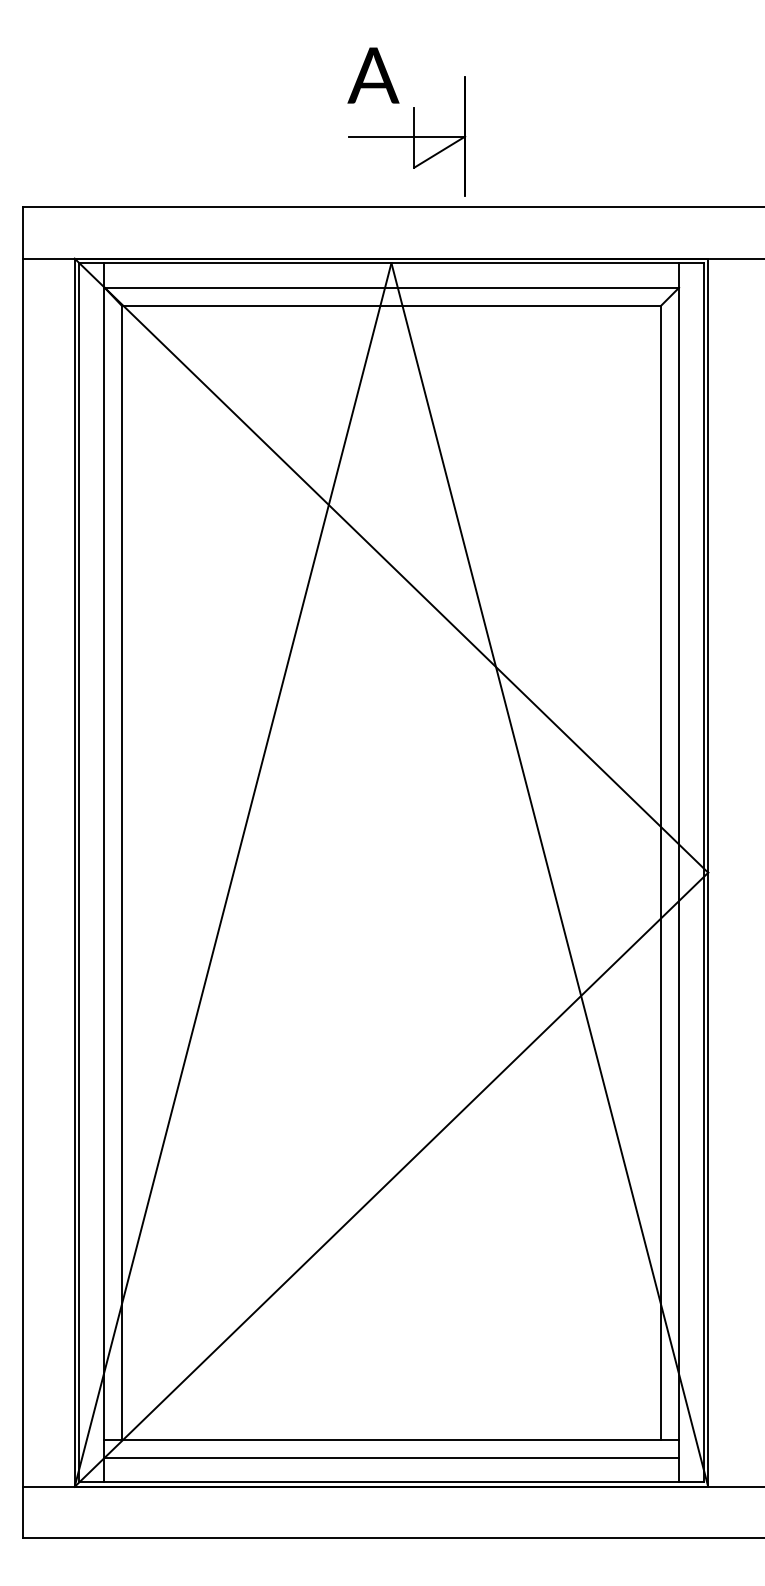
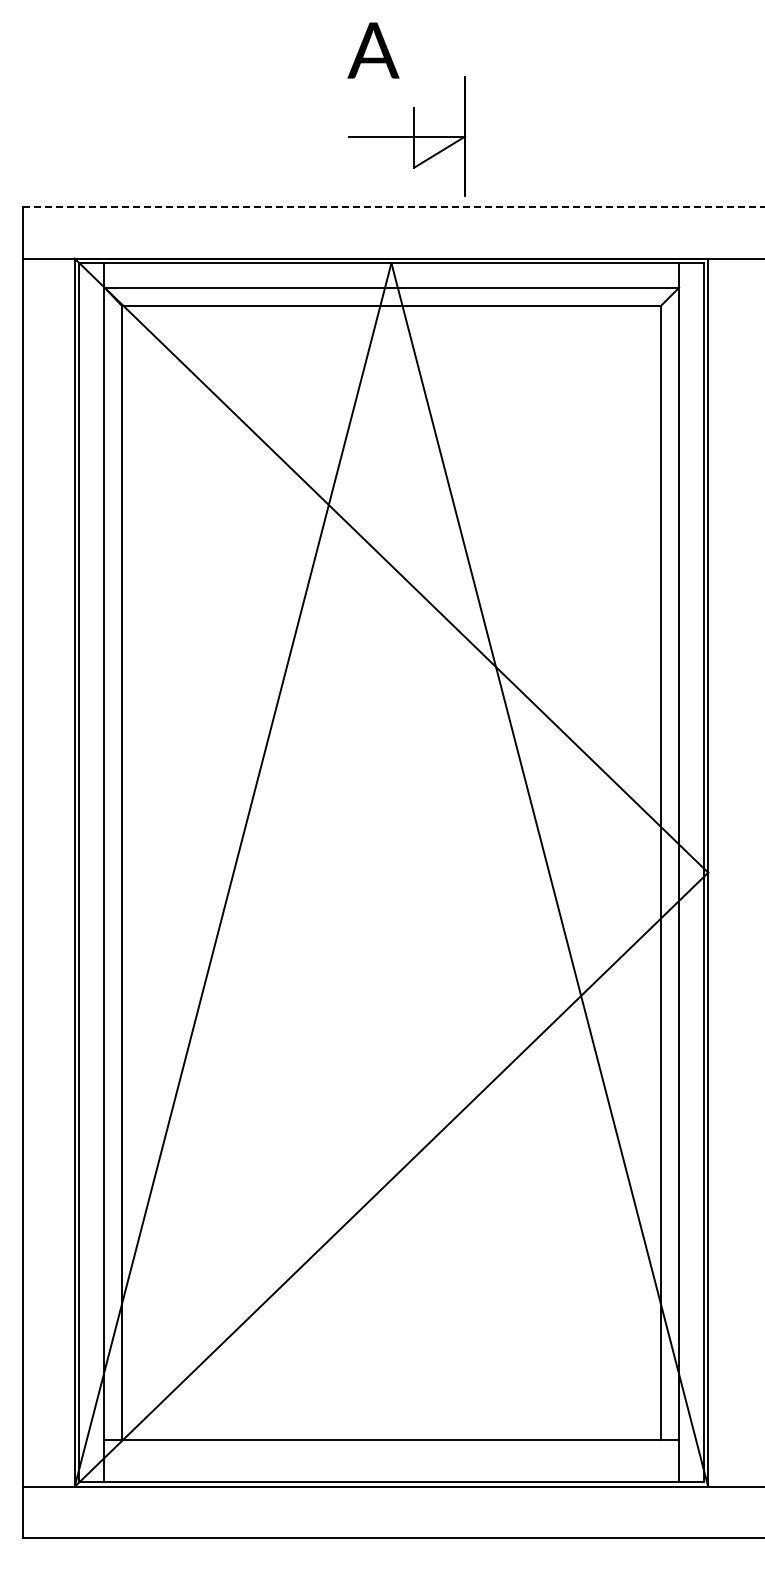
text position: (373, 75) -> (373, 50) (373, 50)
line: solid -> dashed (393, 207)
line: present -> none (391, 1457)
